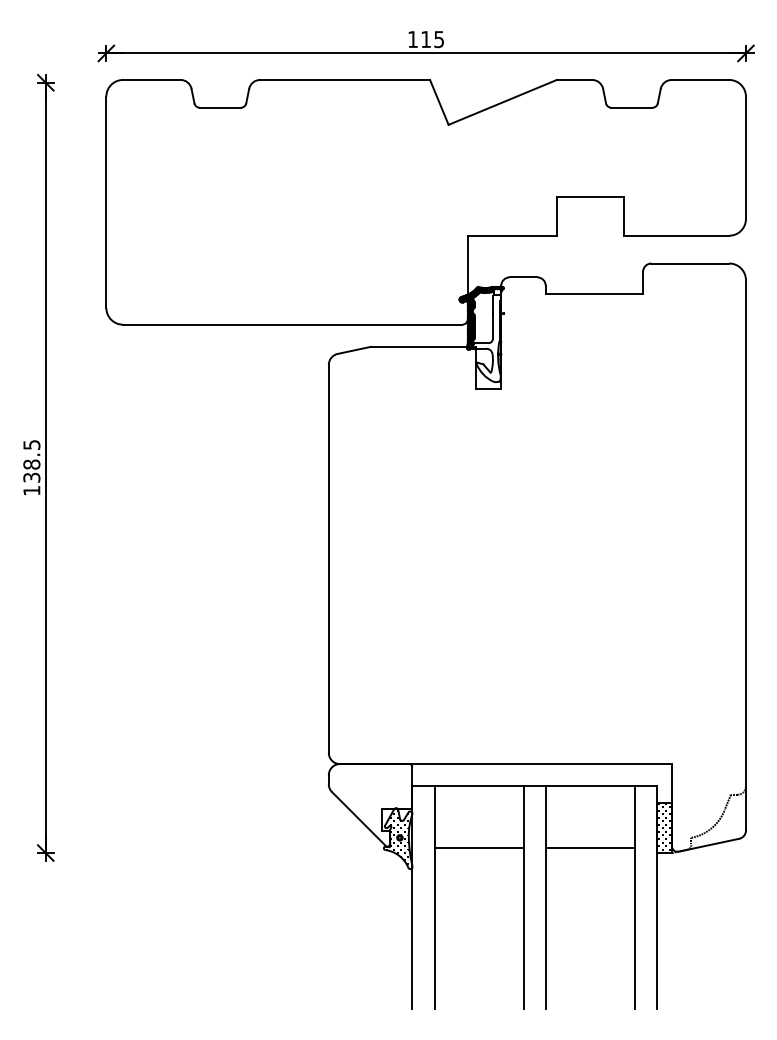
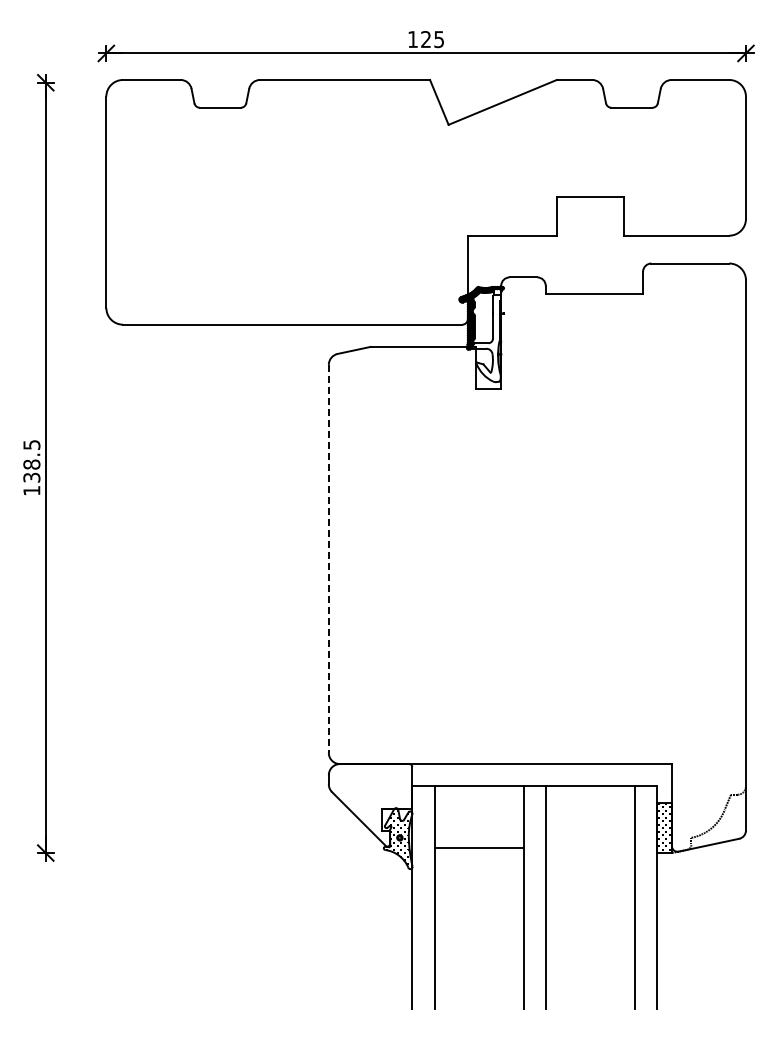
text: 115 -> 125 (425, 39)
line: solid -> dashed (328, 559)
line: present -> none (589, 847)
